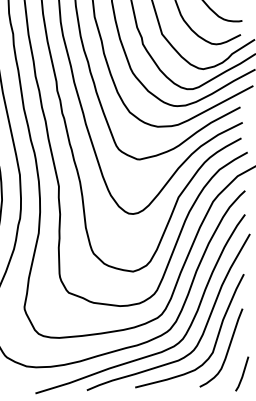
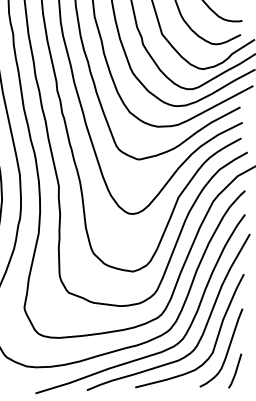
line position: (242, 373) -> (235, 370) (235, 370)
